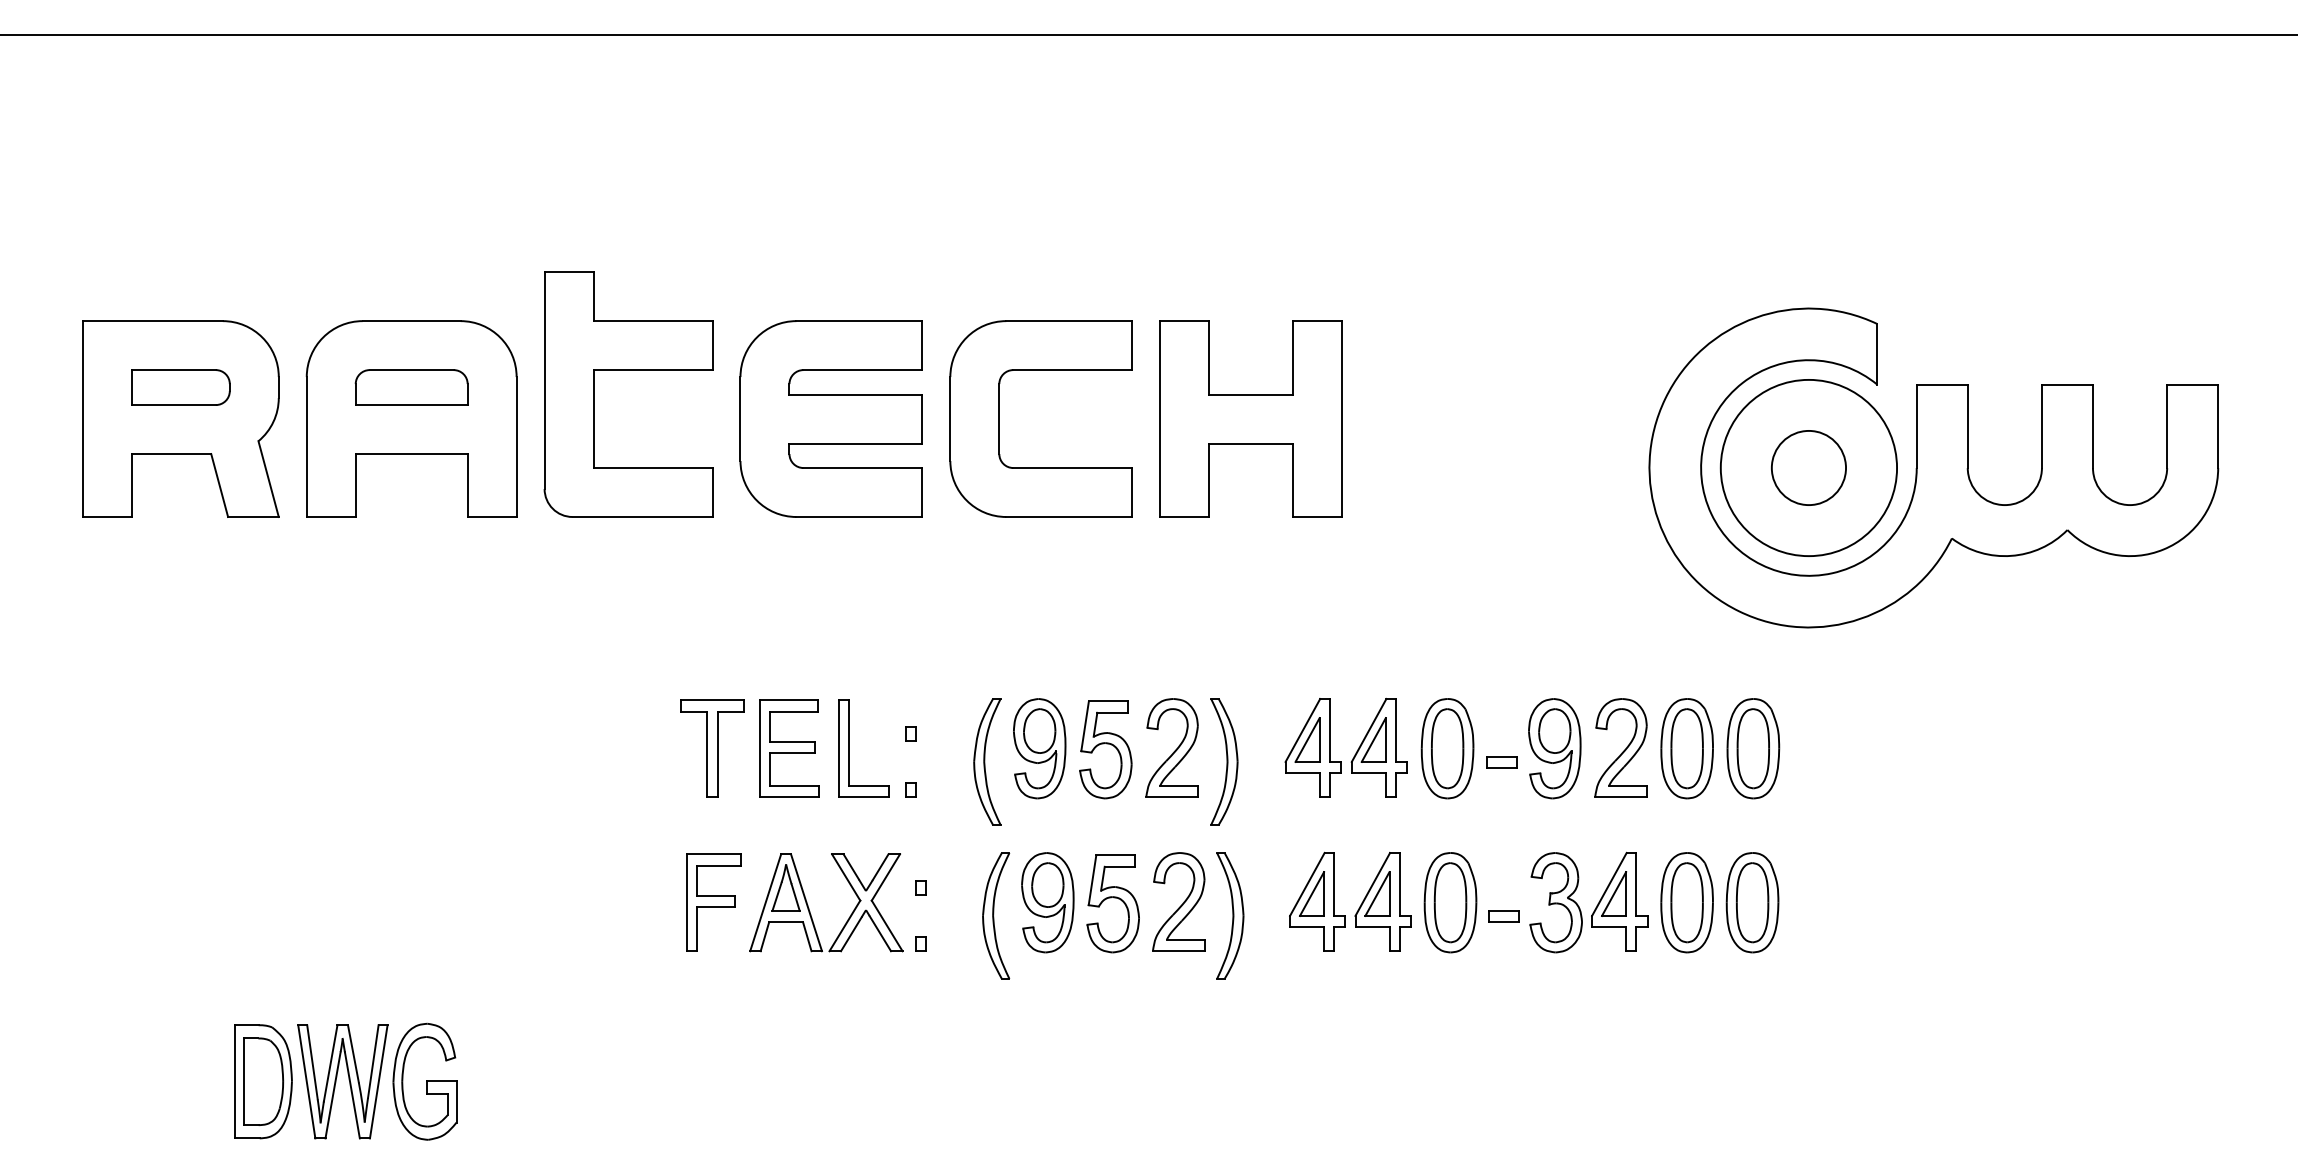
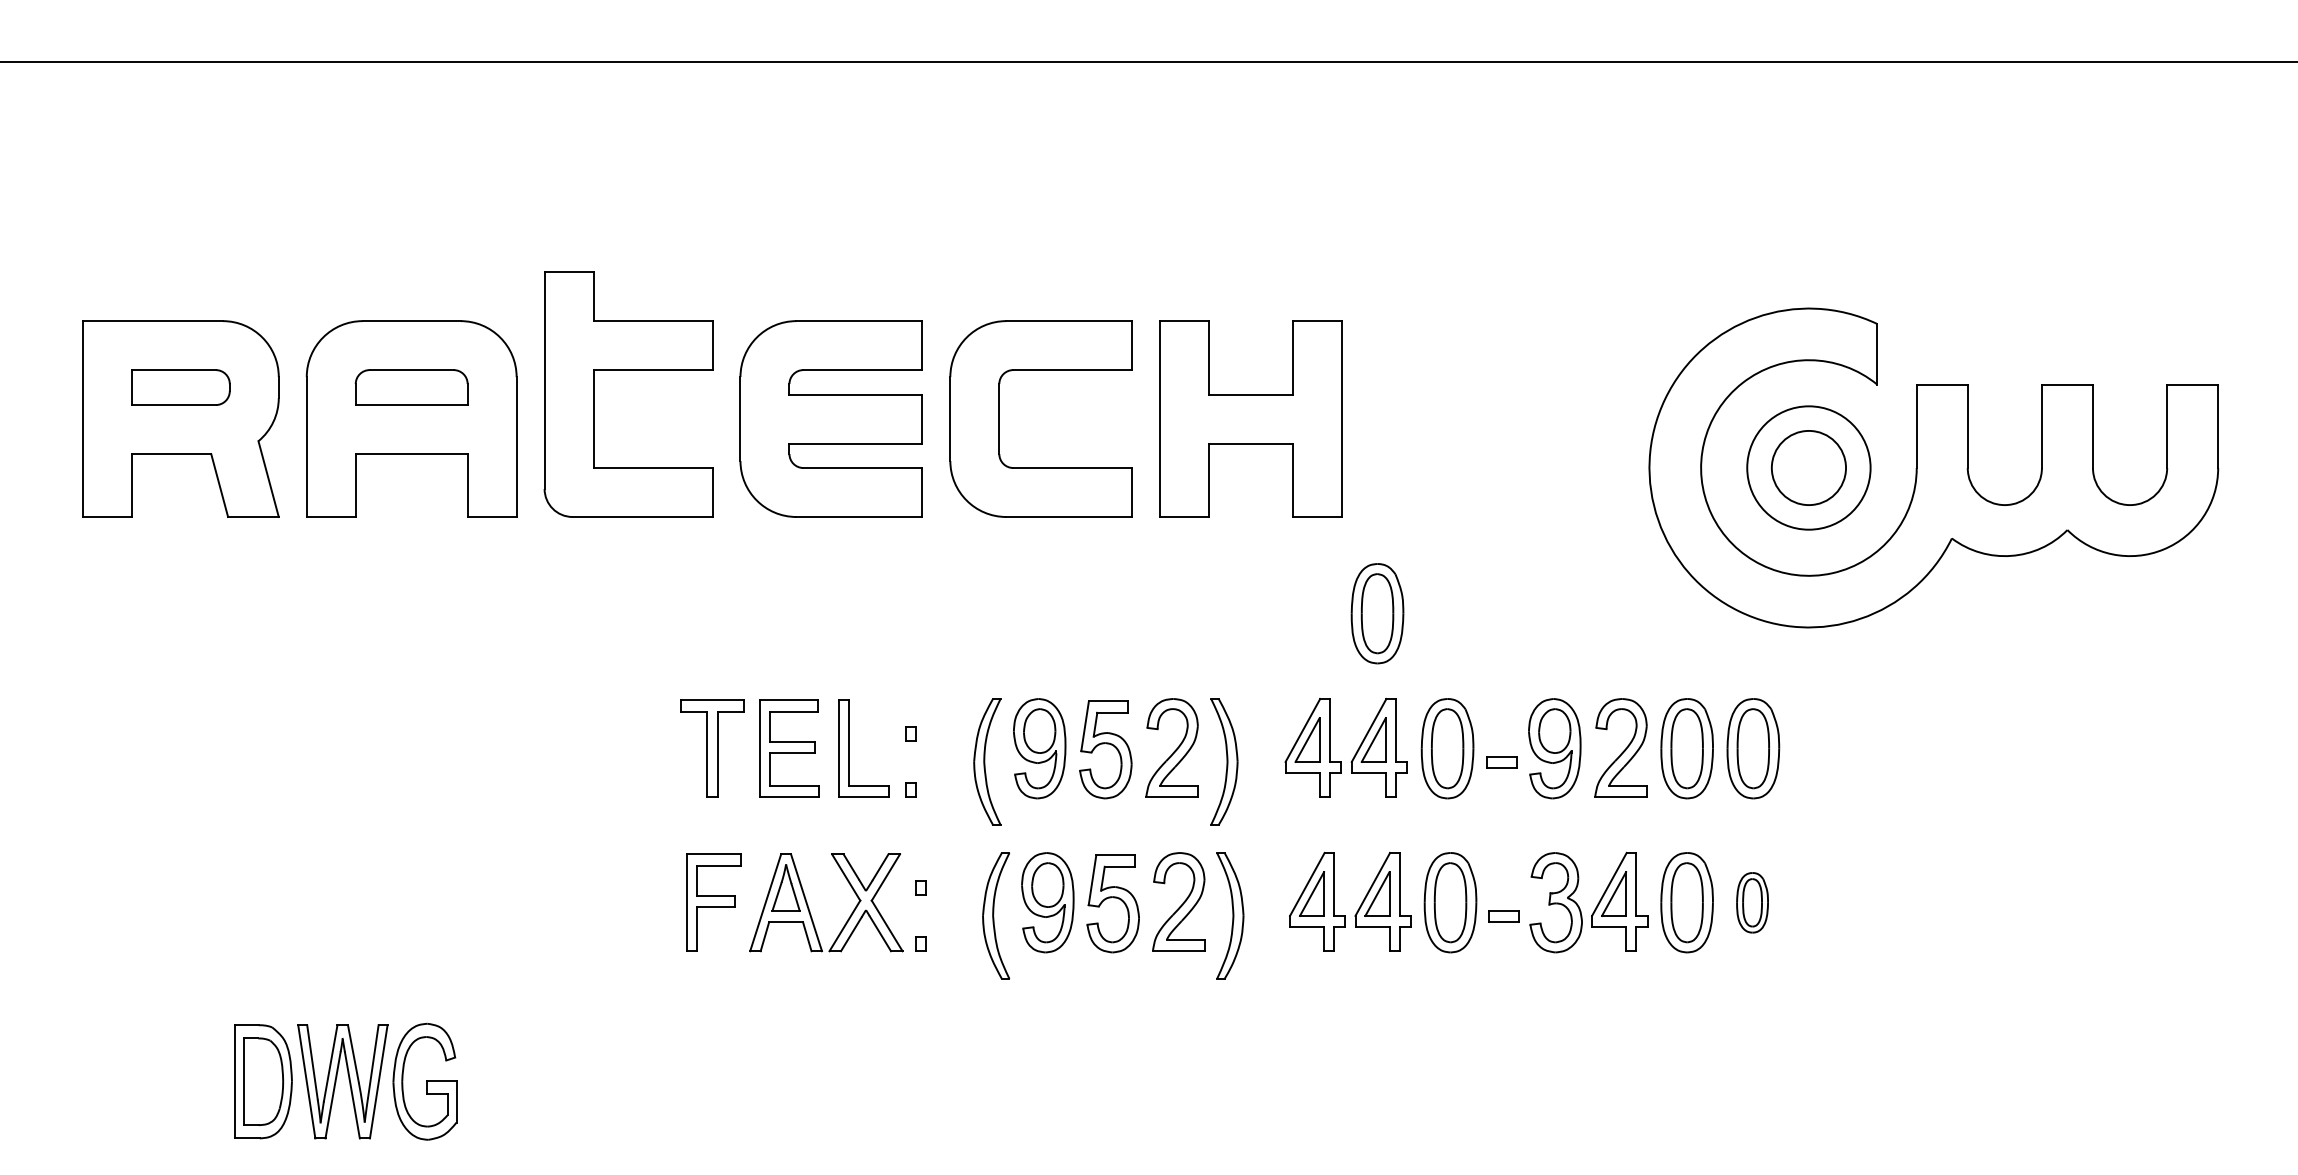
line position: (1148, 35) -> (1148, 62) (1148, 62)
circle diameter: 176 px -> 123 px (1808, 467)
part: none -> present (1377, 613)
part size: 55x102 px -> 33x62 px (1752, 902)
